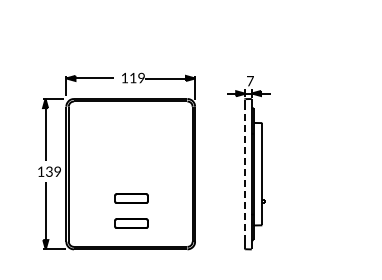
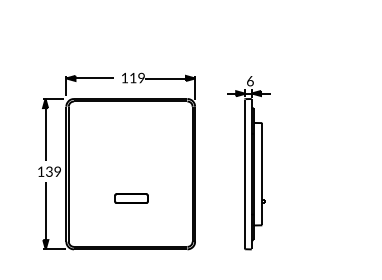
text: 7 -> 6 (250, 81)
line: dashed -> solid (245, 173)
part: present -> none (131, 223)
